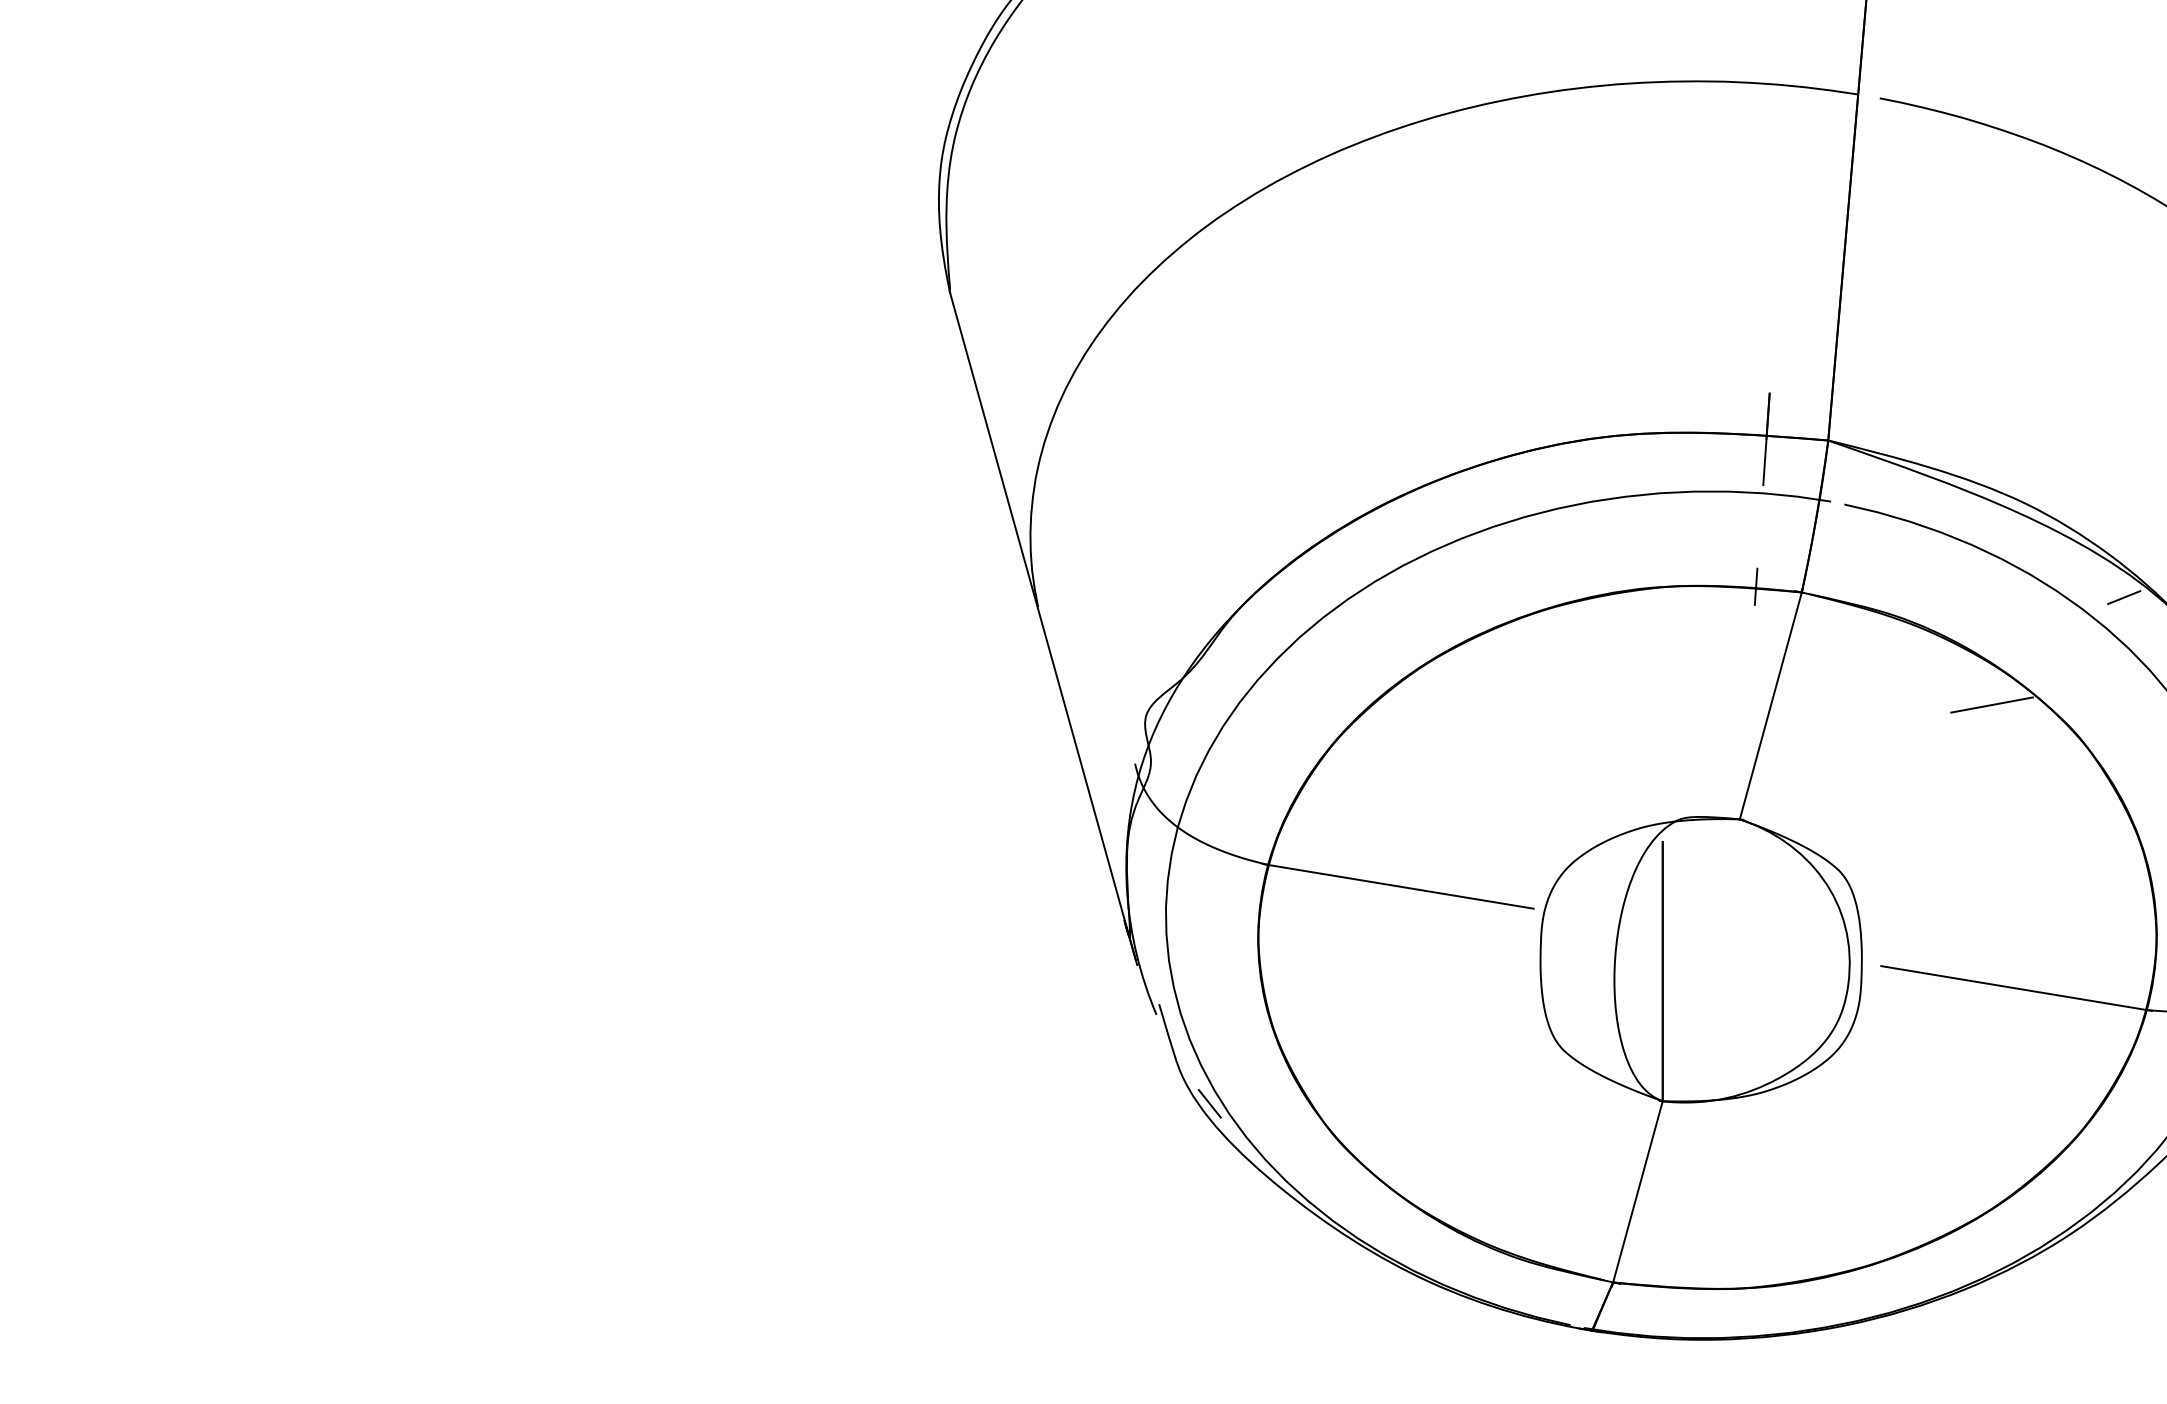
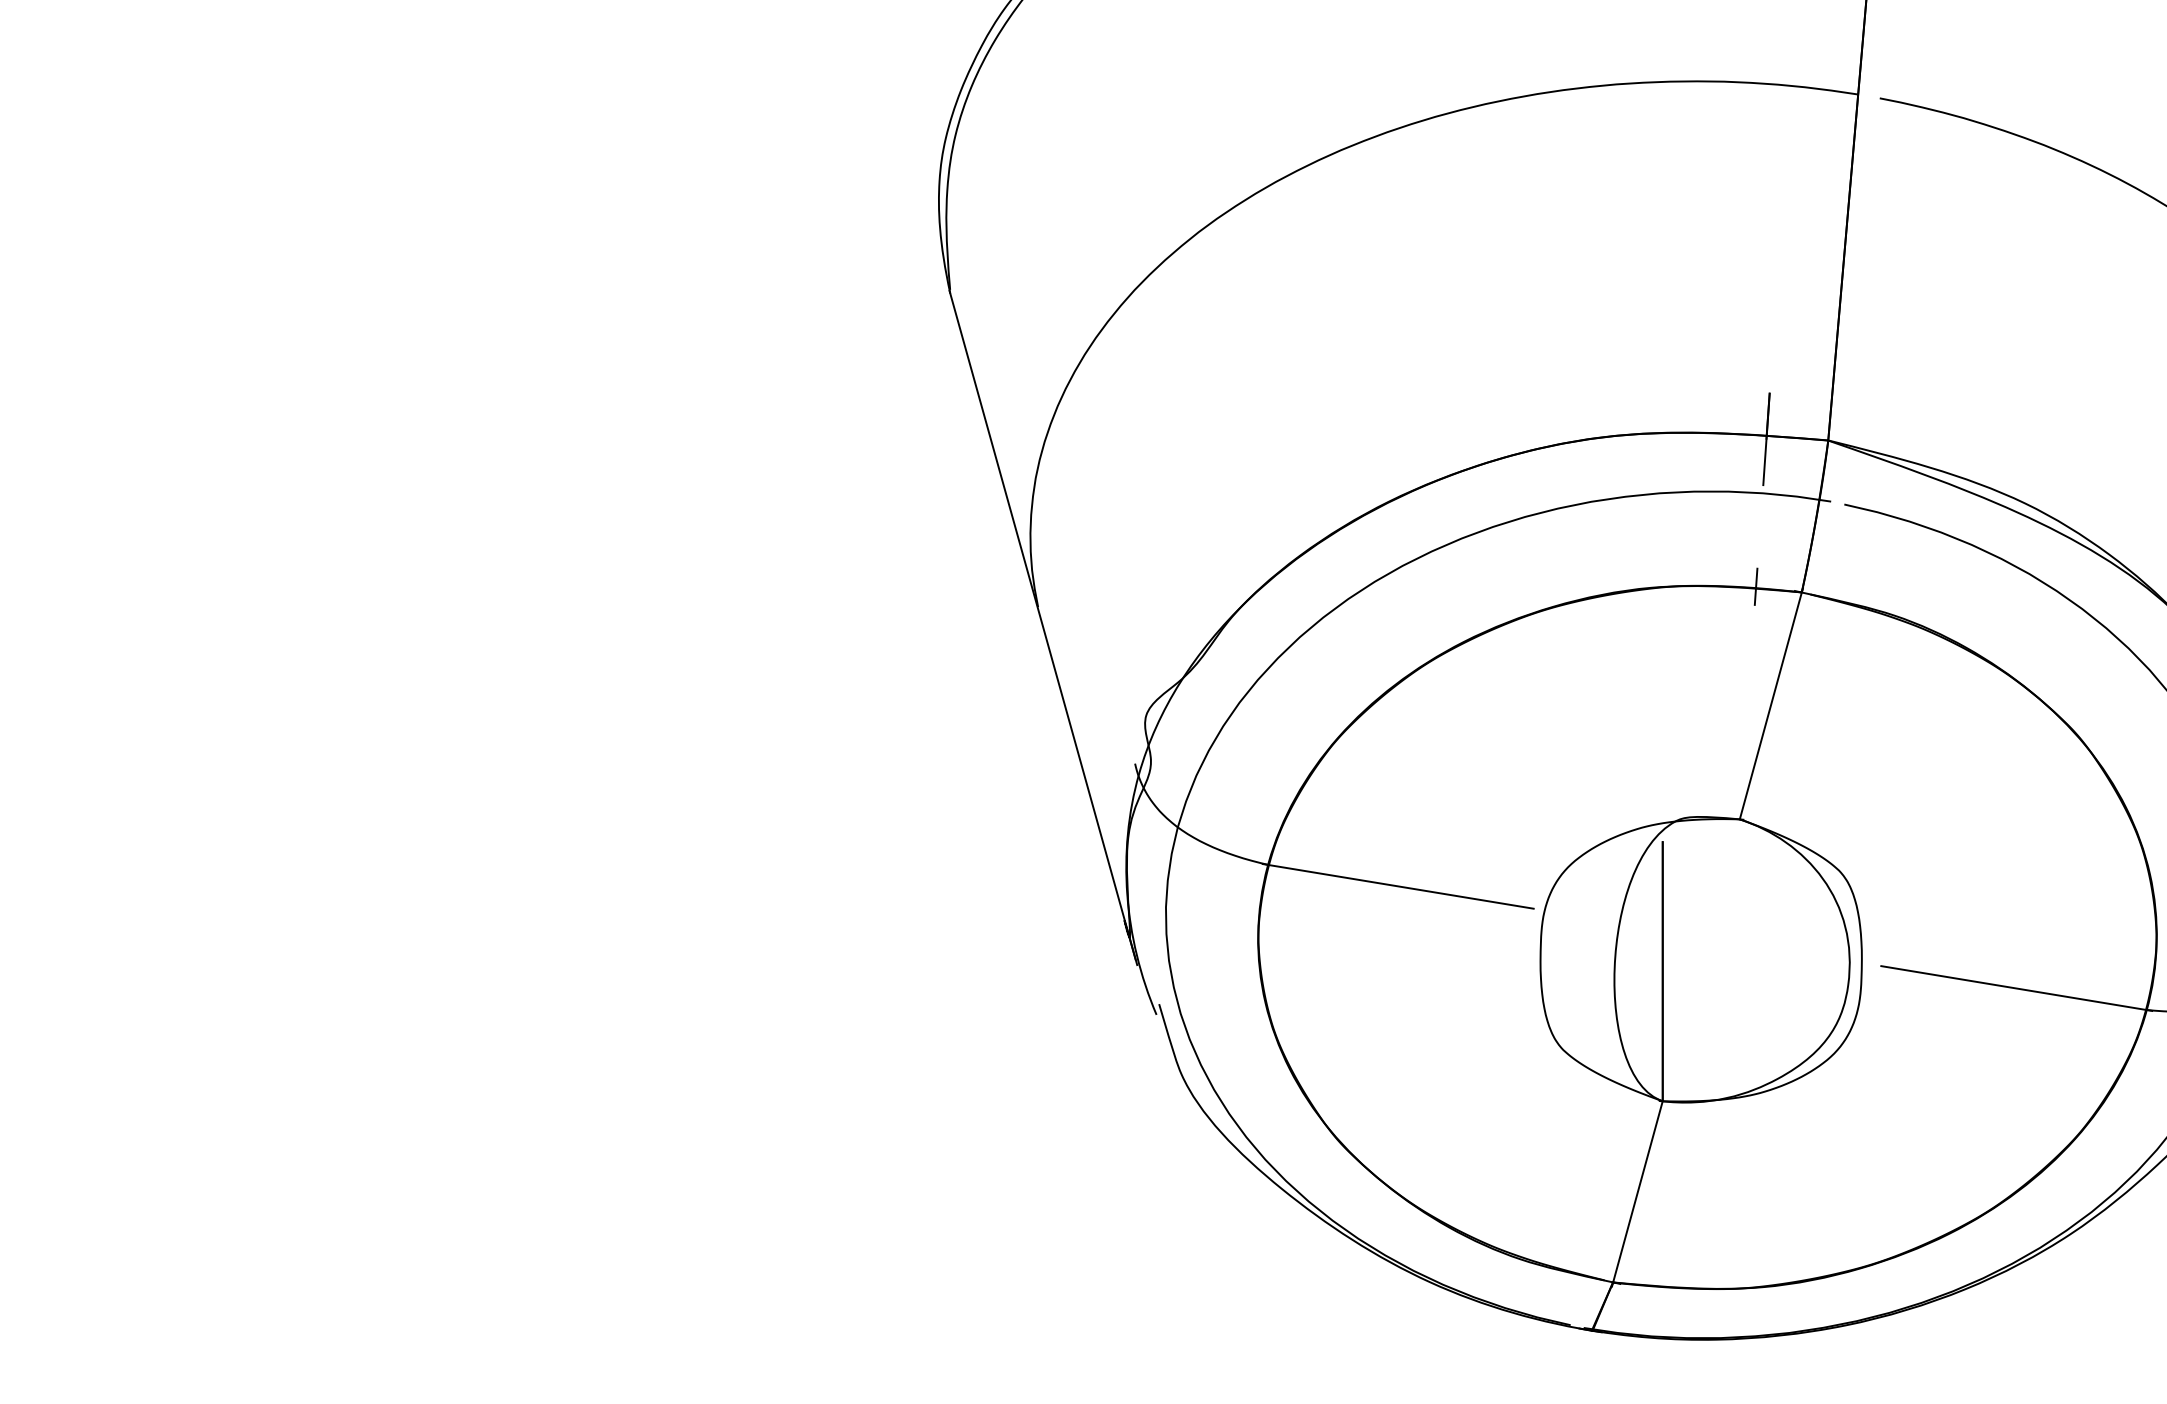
line: present -> none (2124, 597)
line: present -> none (1991, 704)
line: present -> none (1209, 1103)
